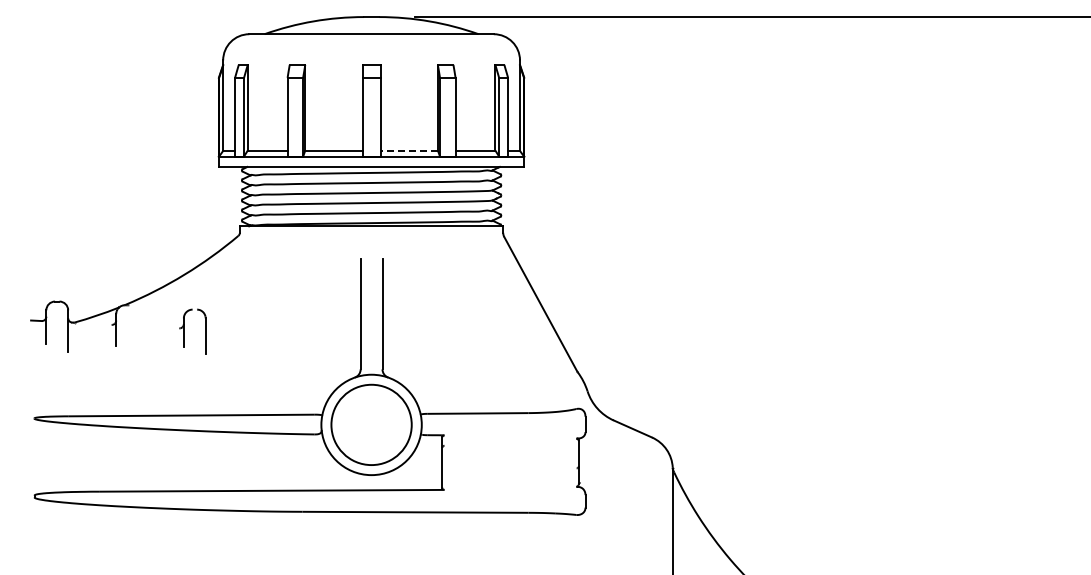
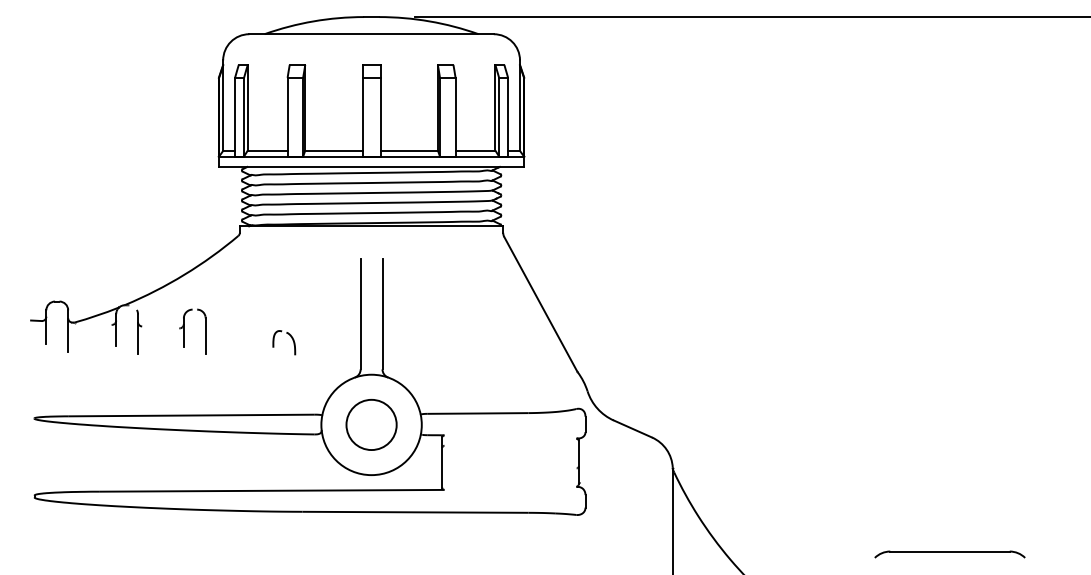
line: dashed -> solid (409, 150)
part: none -> present (139, 331)
part: none -> present (291, 338)
circle diameter: 80 px -> 50 px (371, 424)
part: none -> present (949, 554)
